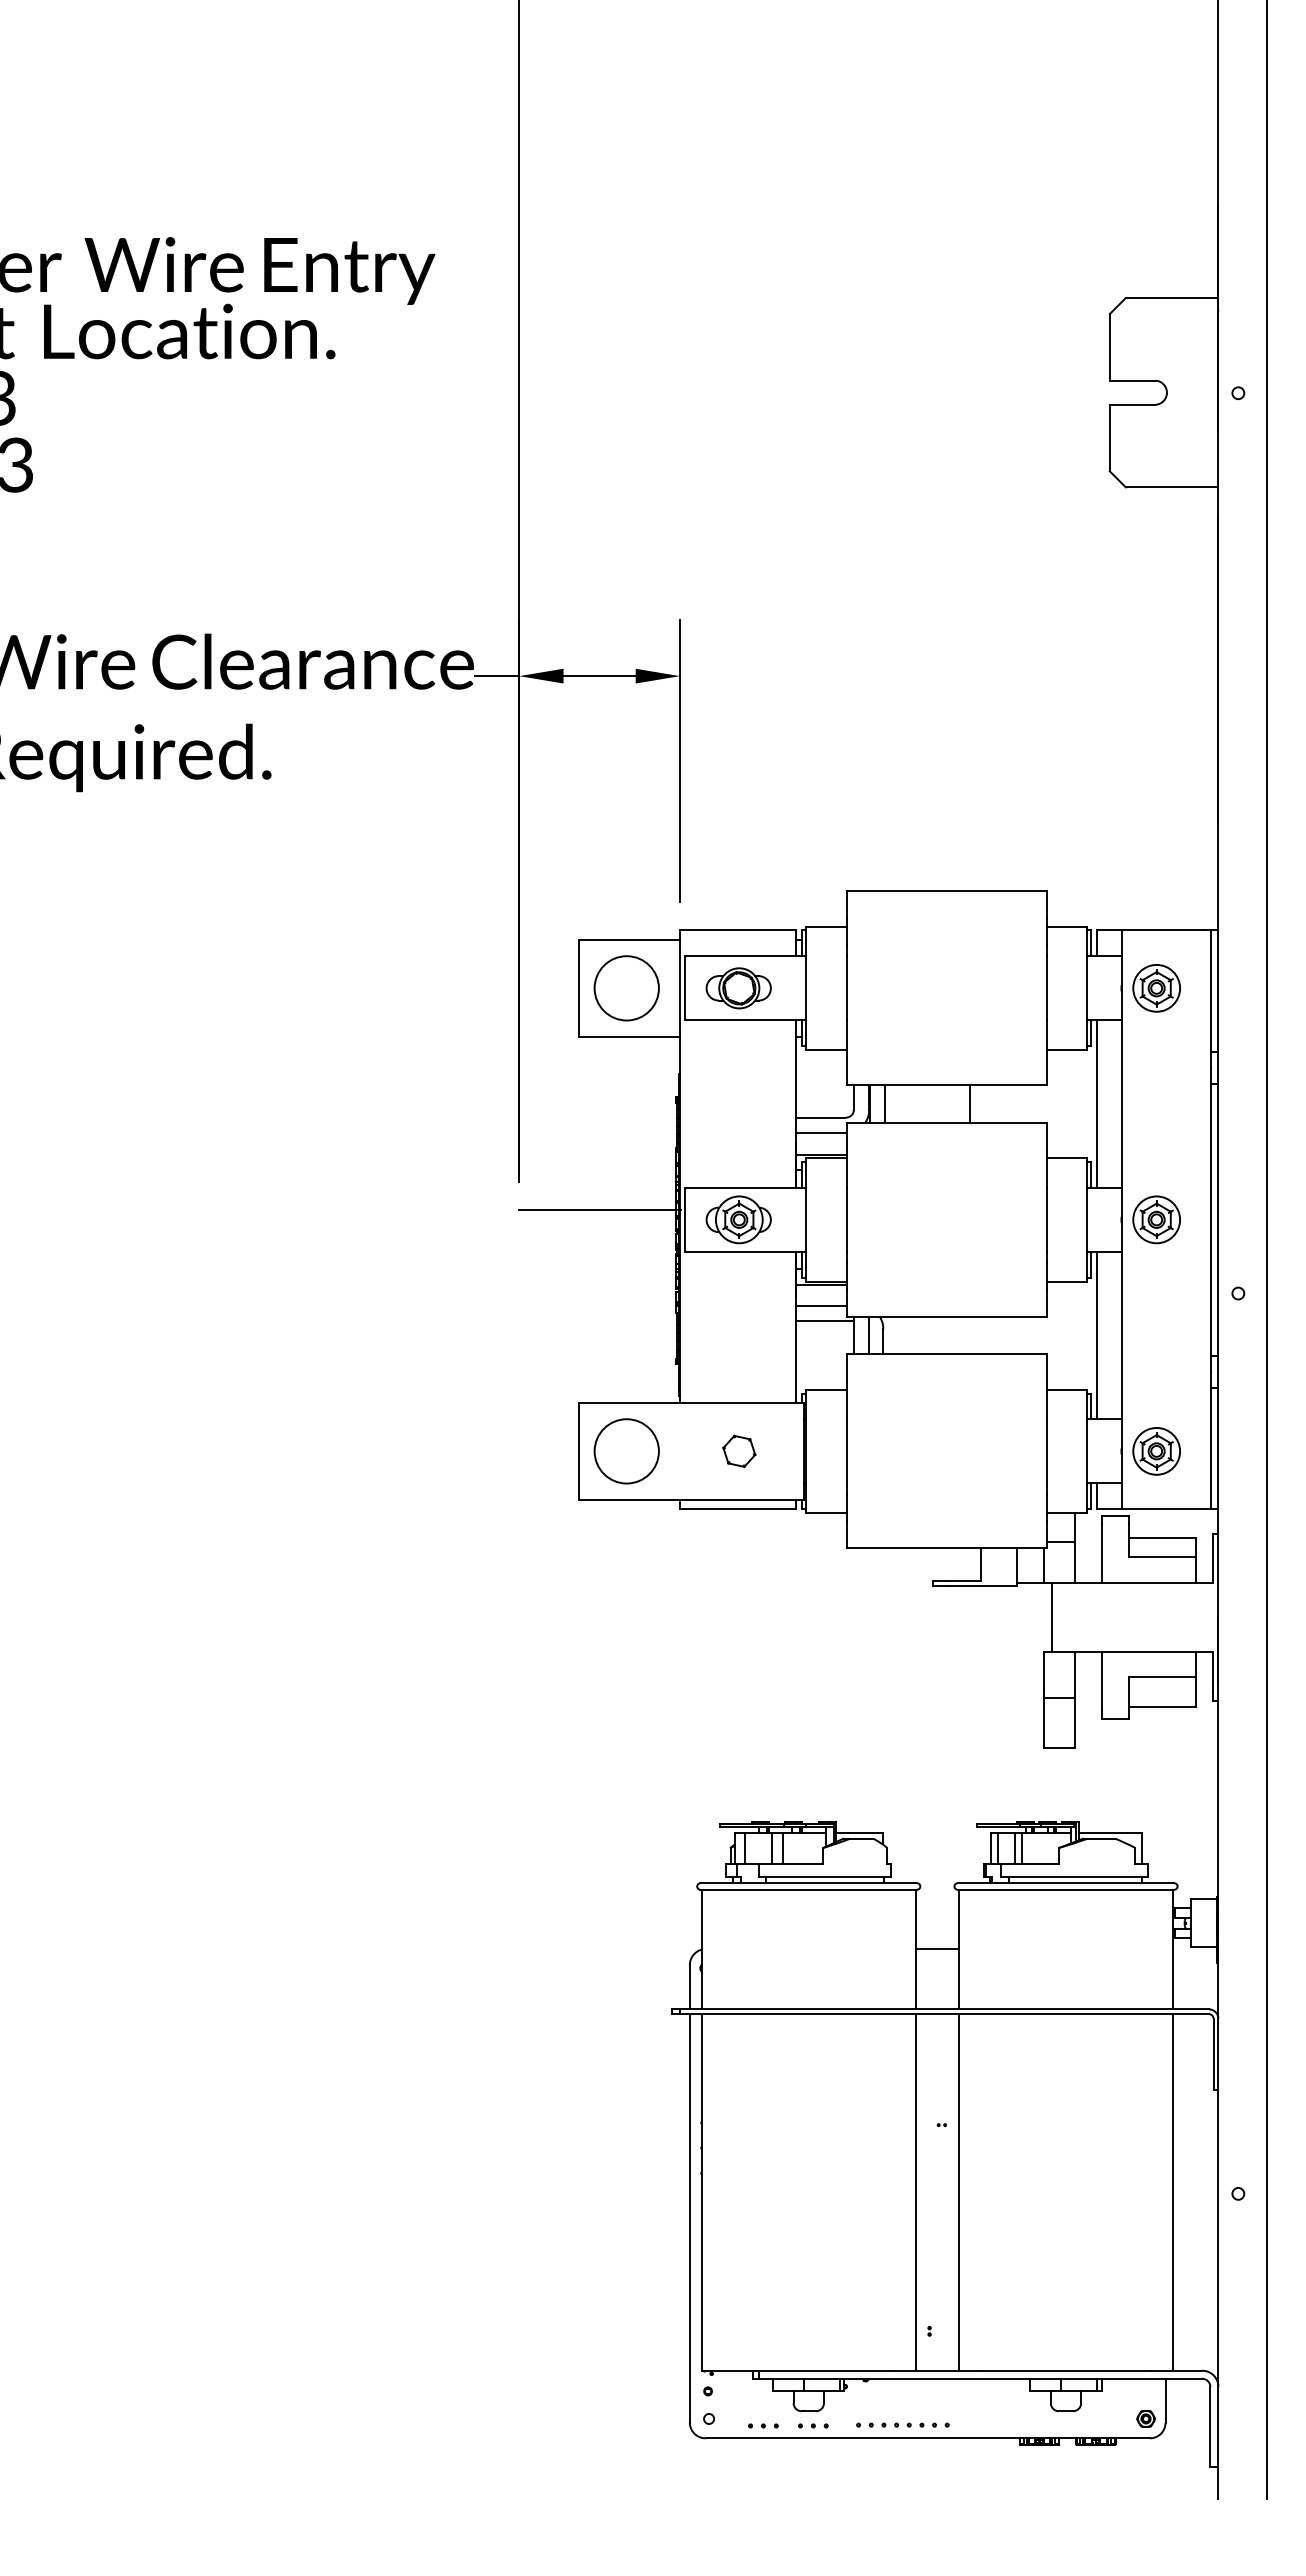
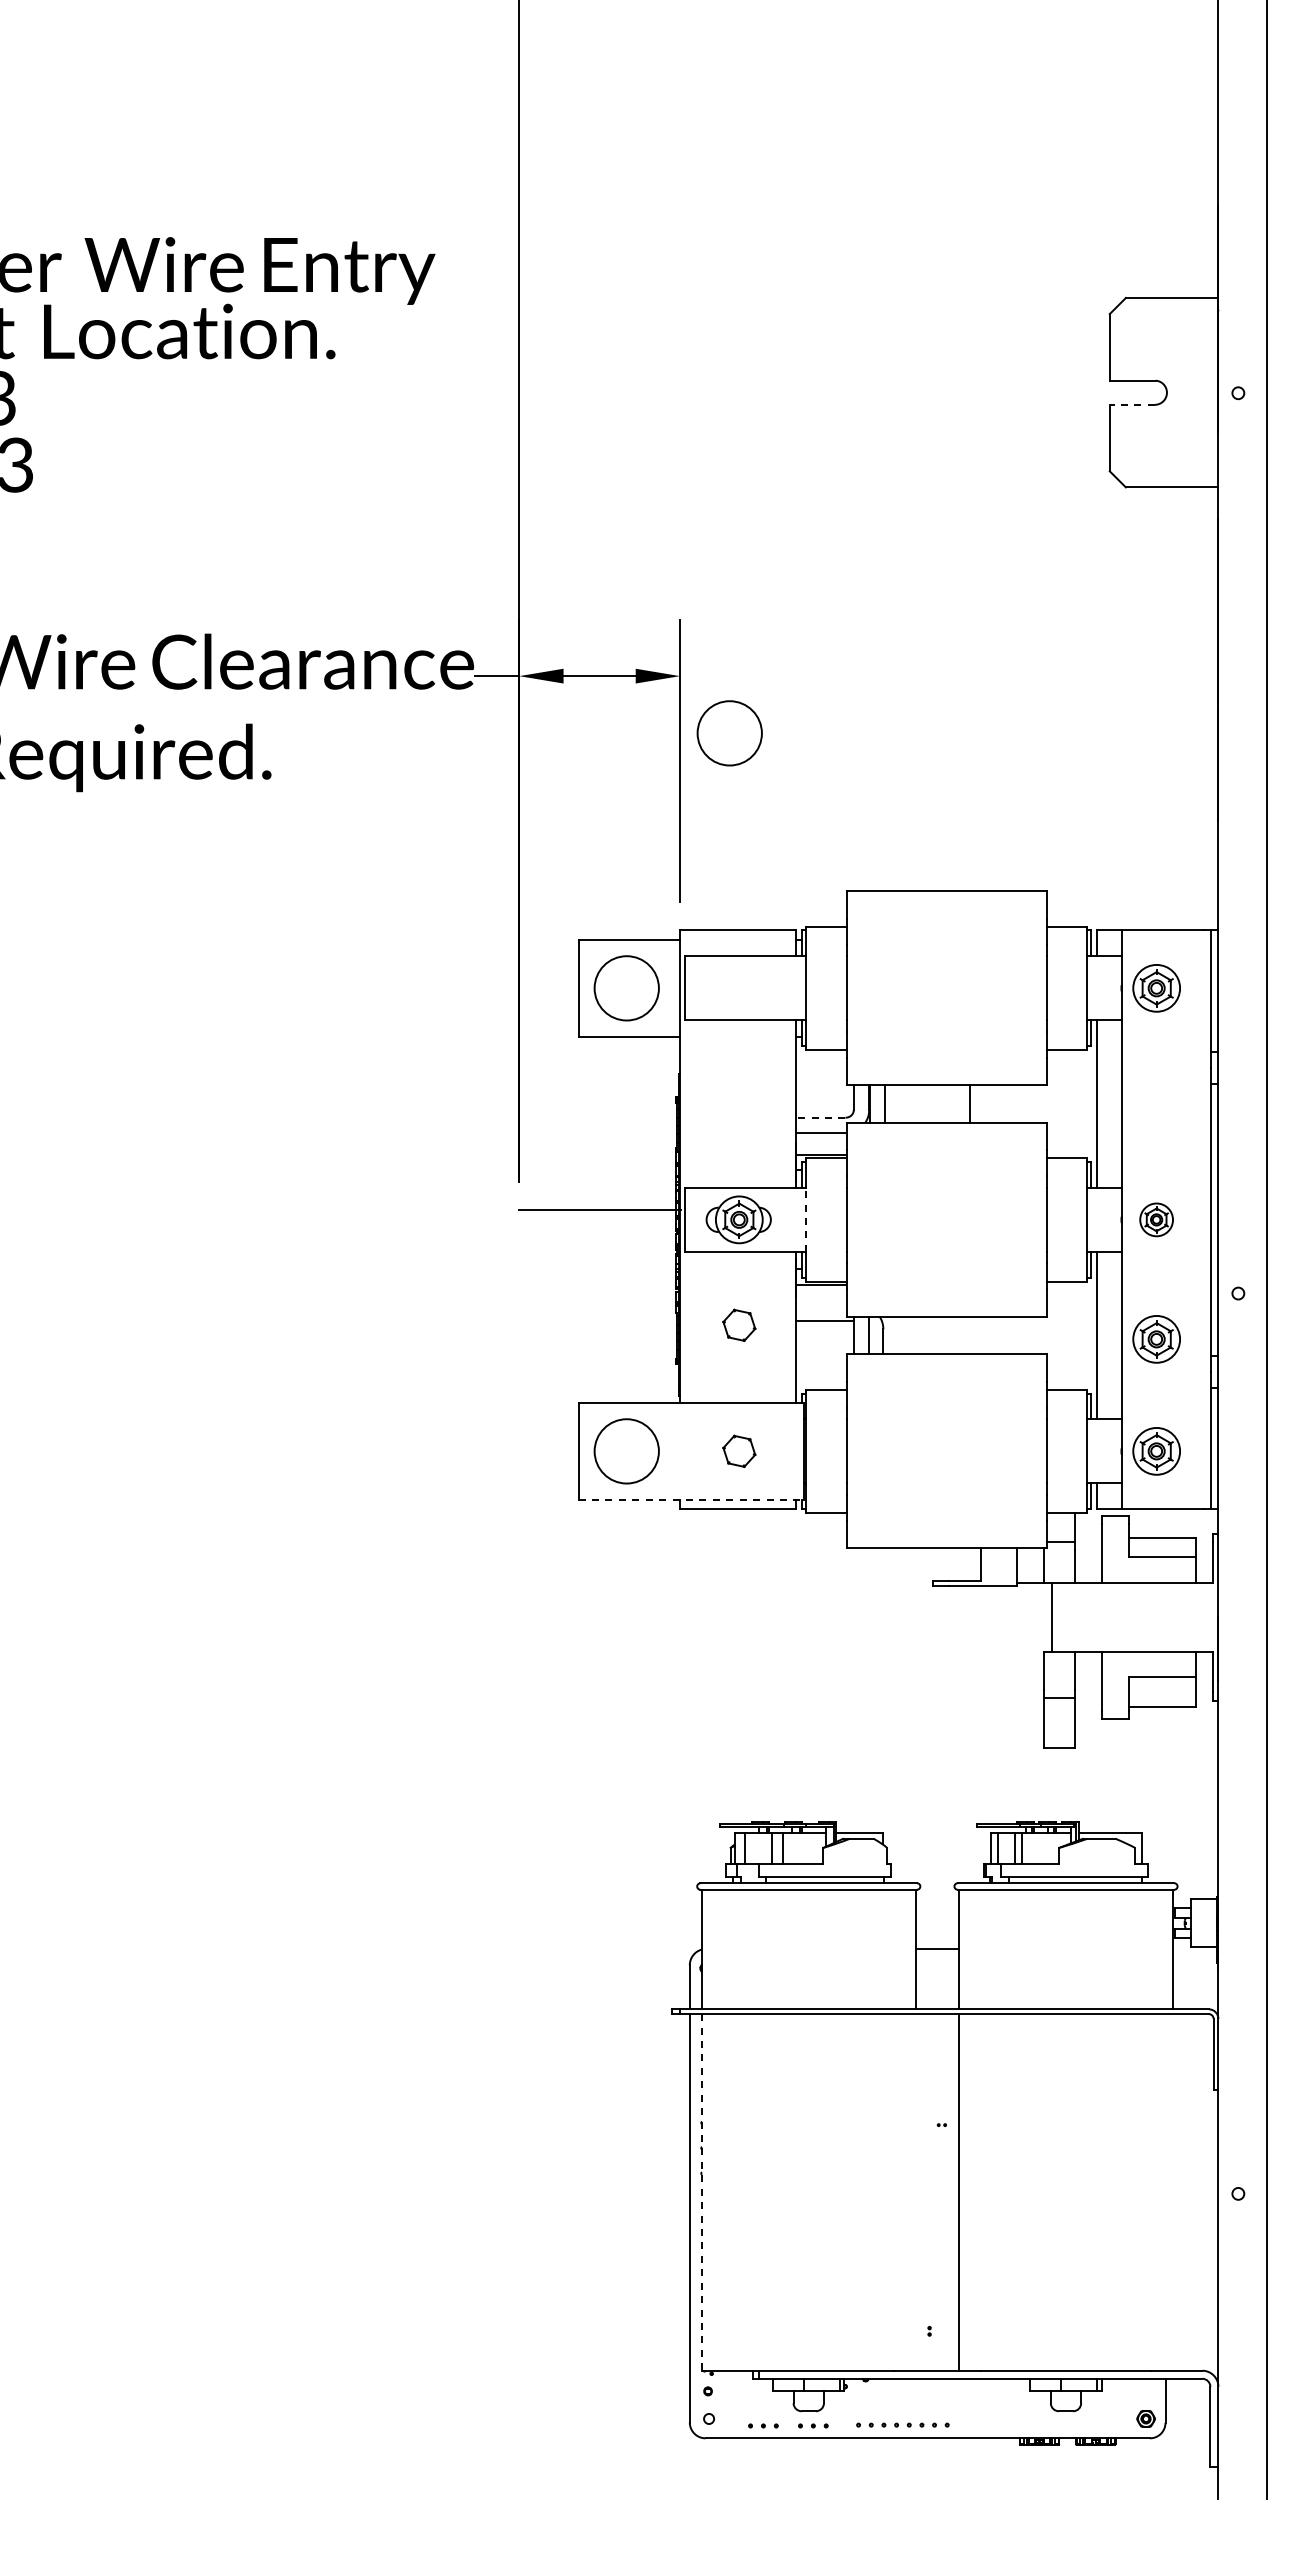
line: solid -> dashed (1132, 404)
circle: none -> present (729, 733)
part: present -> none (738, 988)
line: solid -> dashed (820, 1117)
line: solid -> dashed (805, 1219)
part size: 49x50 px -> 35x36 px (1156, 1219)
line: present -> none (820, 1305)
part: none -> present (739, 1324)
part: none -> present (1156, 1339)
line: solid -> dashed (691, 1499)
line: solid -> dashed (702, 2192)
line: present -> none (915, 2192)
line: present -> none (1172, 2192)
